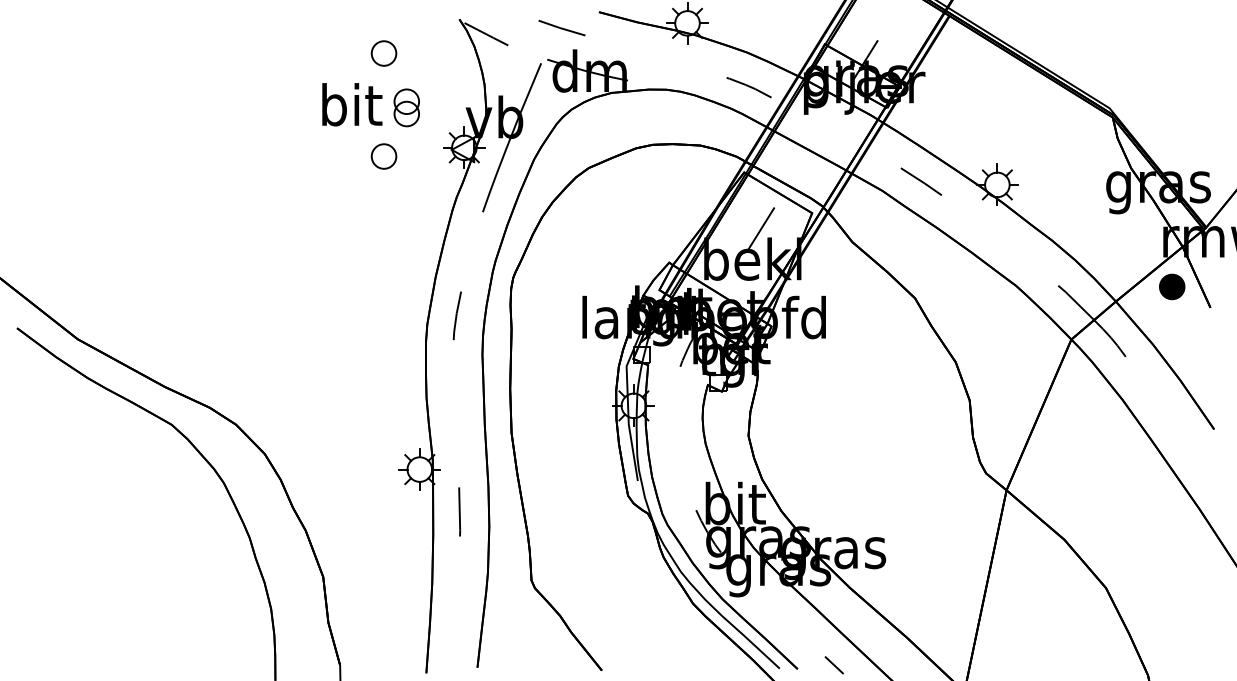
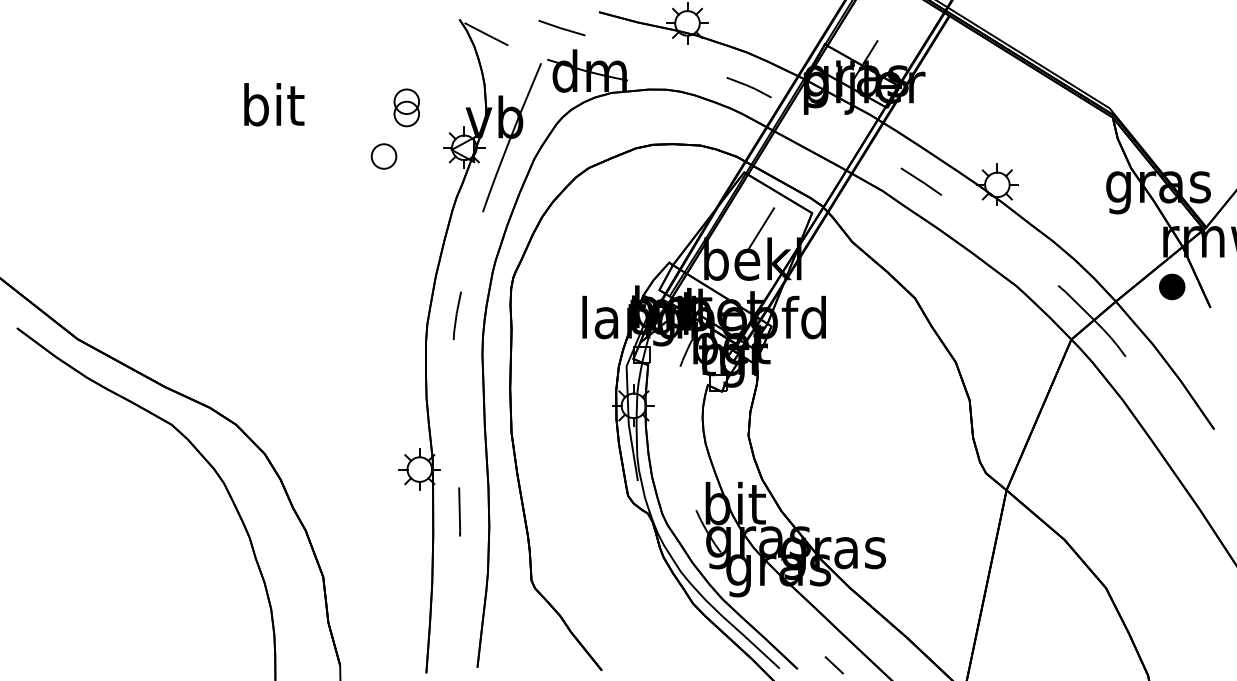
part: present -> none (383, 53)
text position: (352, 104) -> (274, 104) (274, 104)
